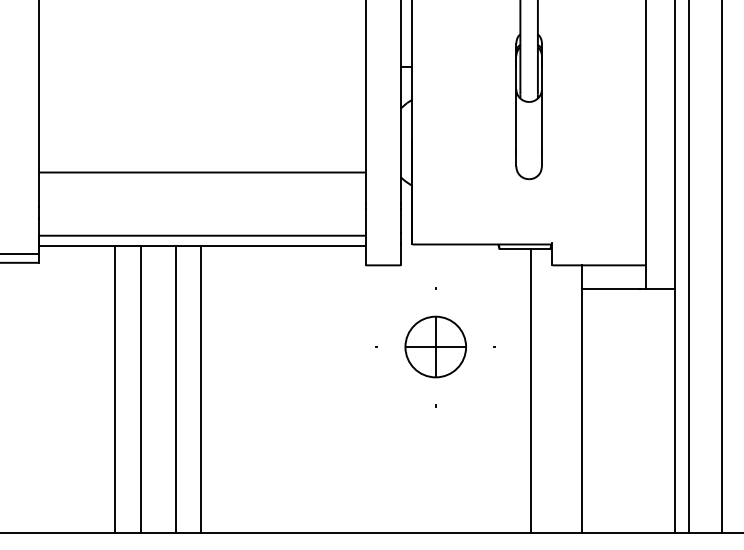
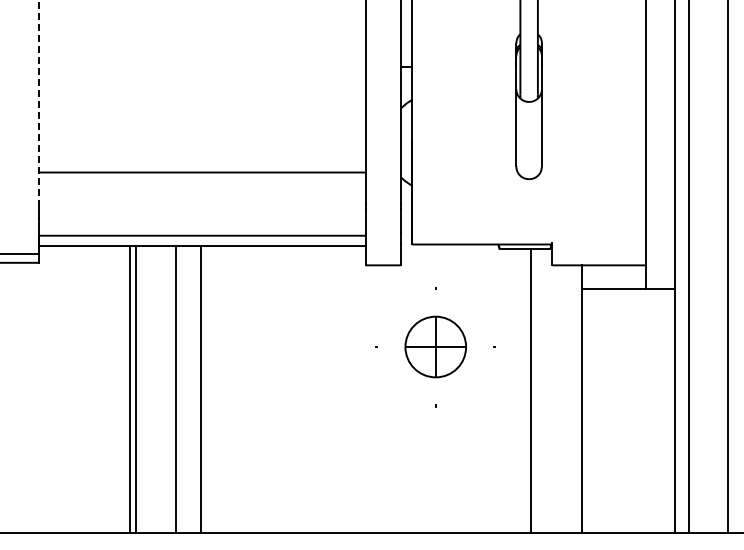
line: solid -> dashed (39, 104)
line position: (721, 267) -> (727, 267) (727, 267)
line position: (114, 389) -> (129, 389) (129, 389)
line position: (140, 389) -> (135, 389) (135, 389)
